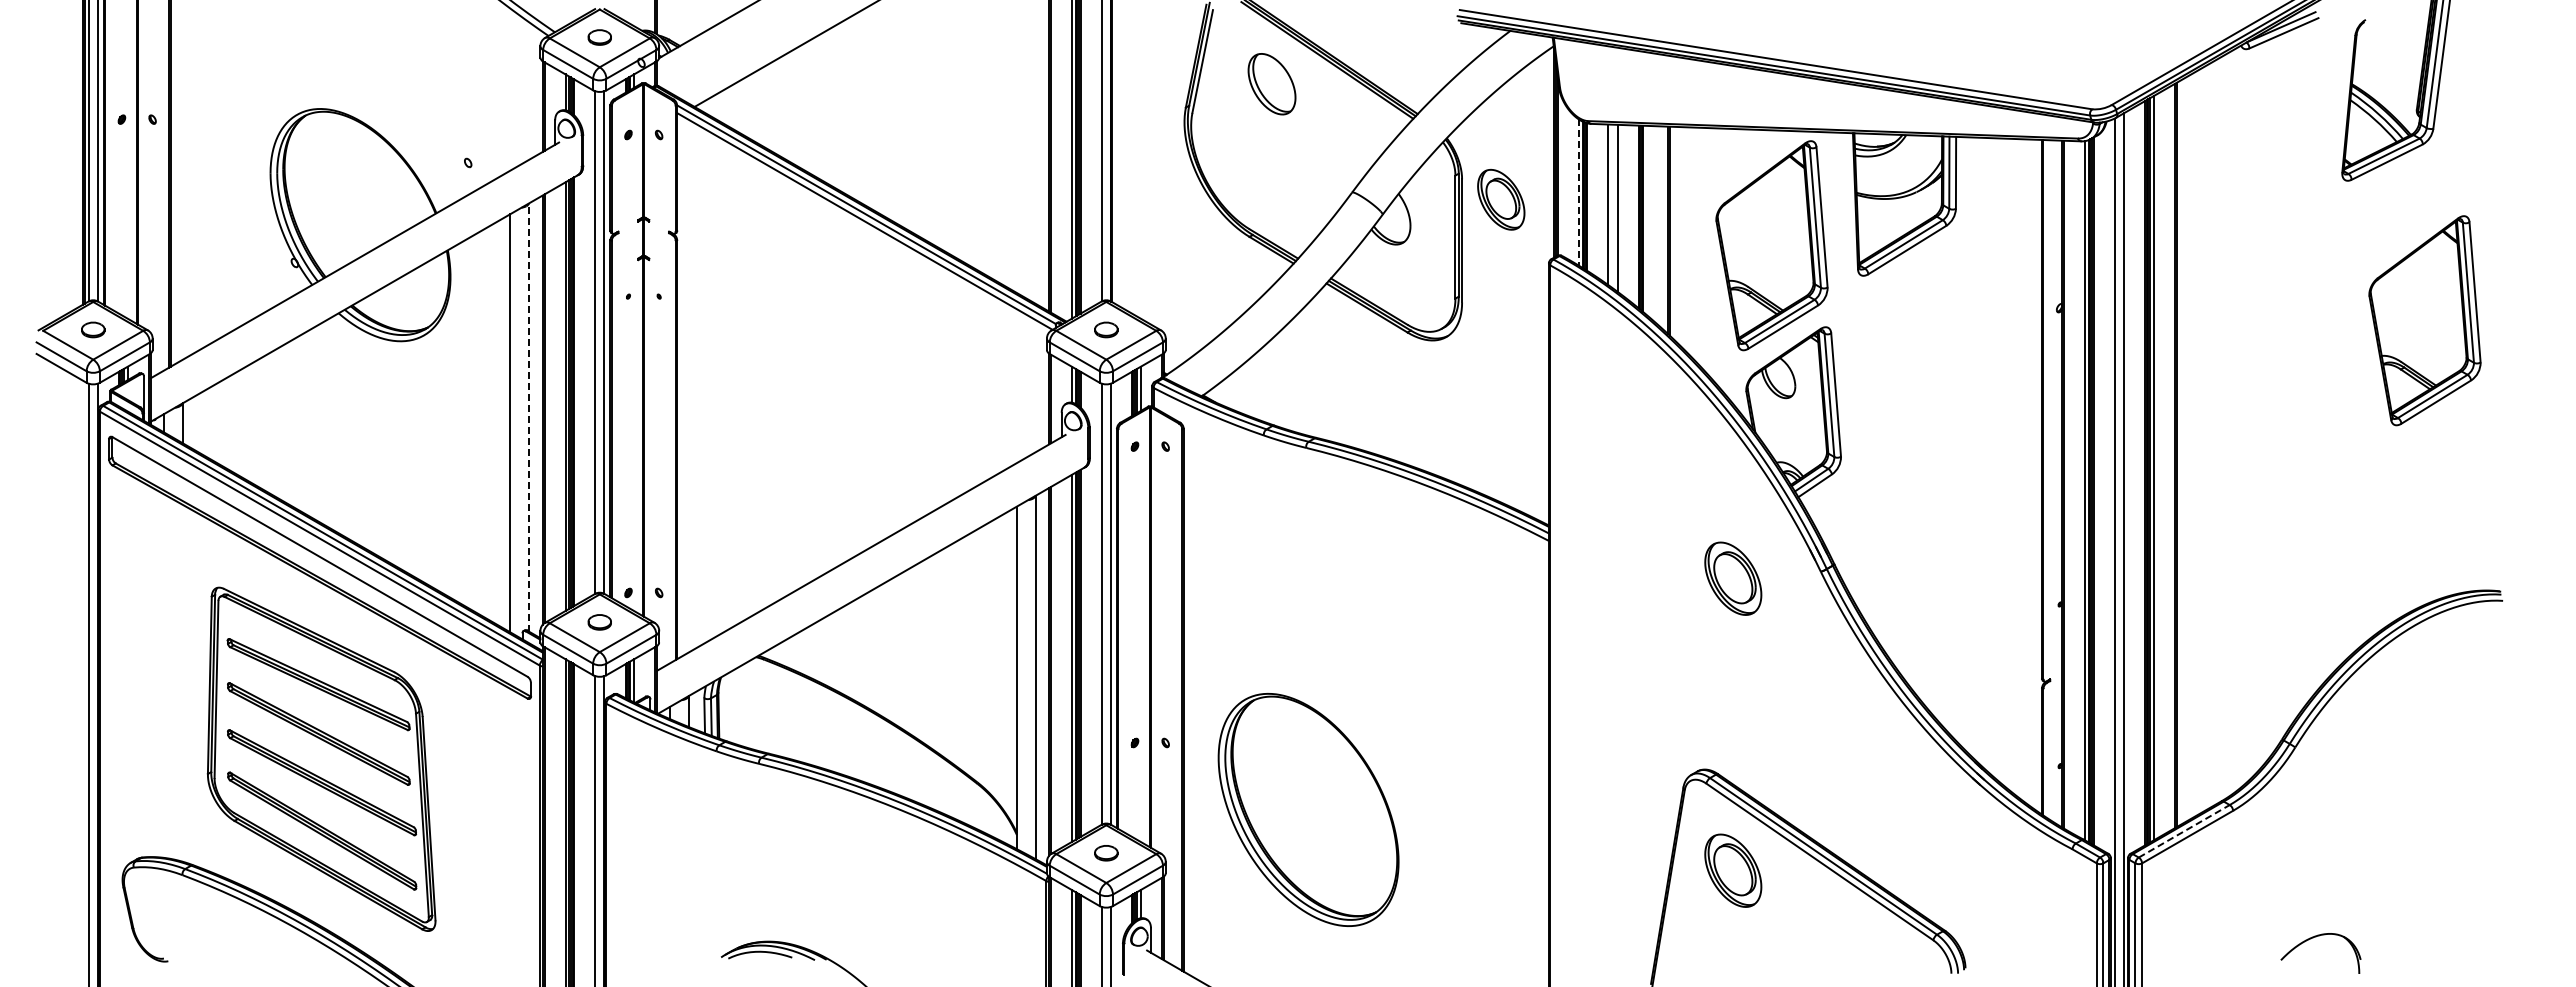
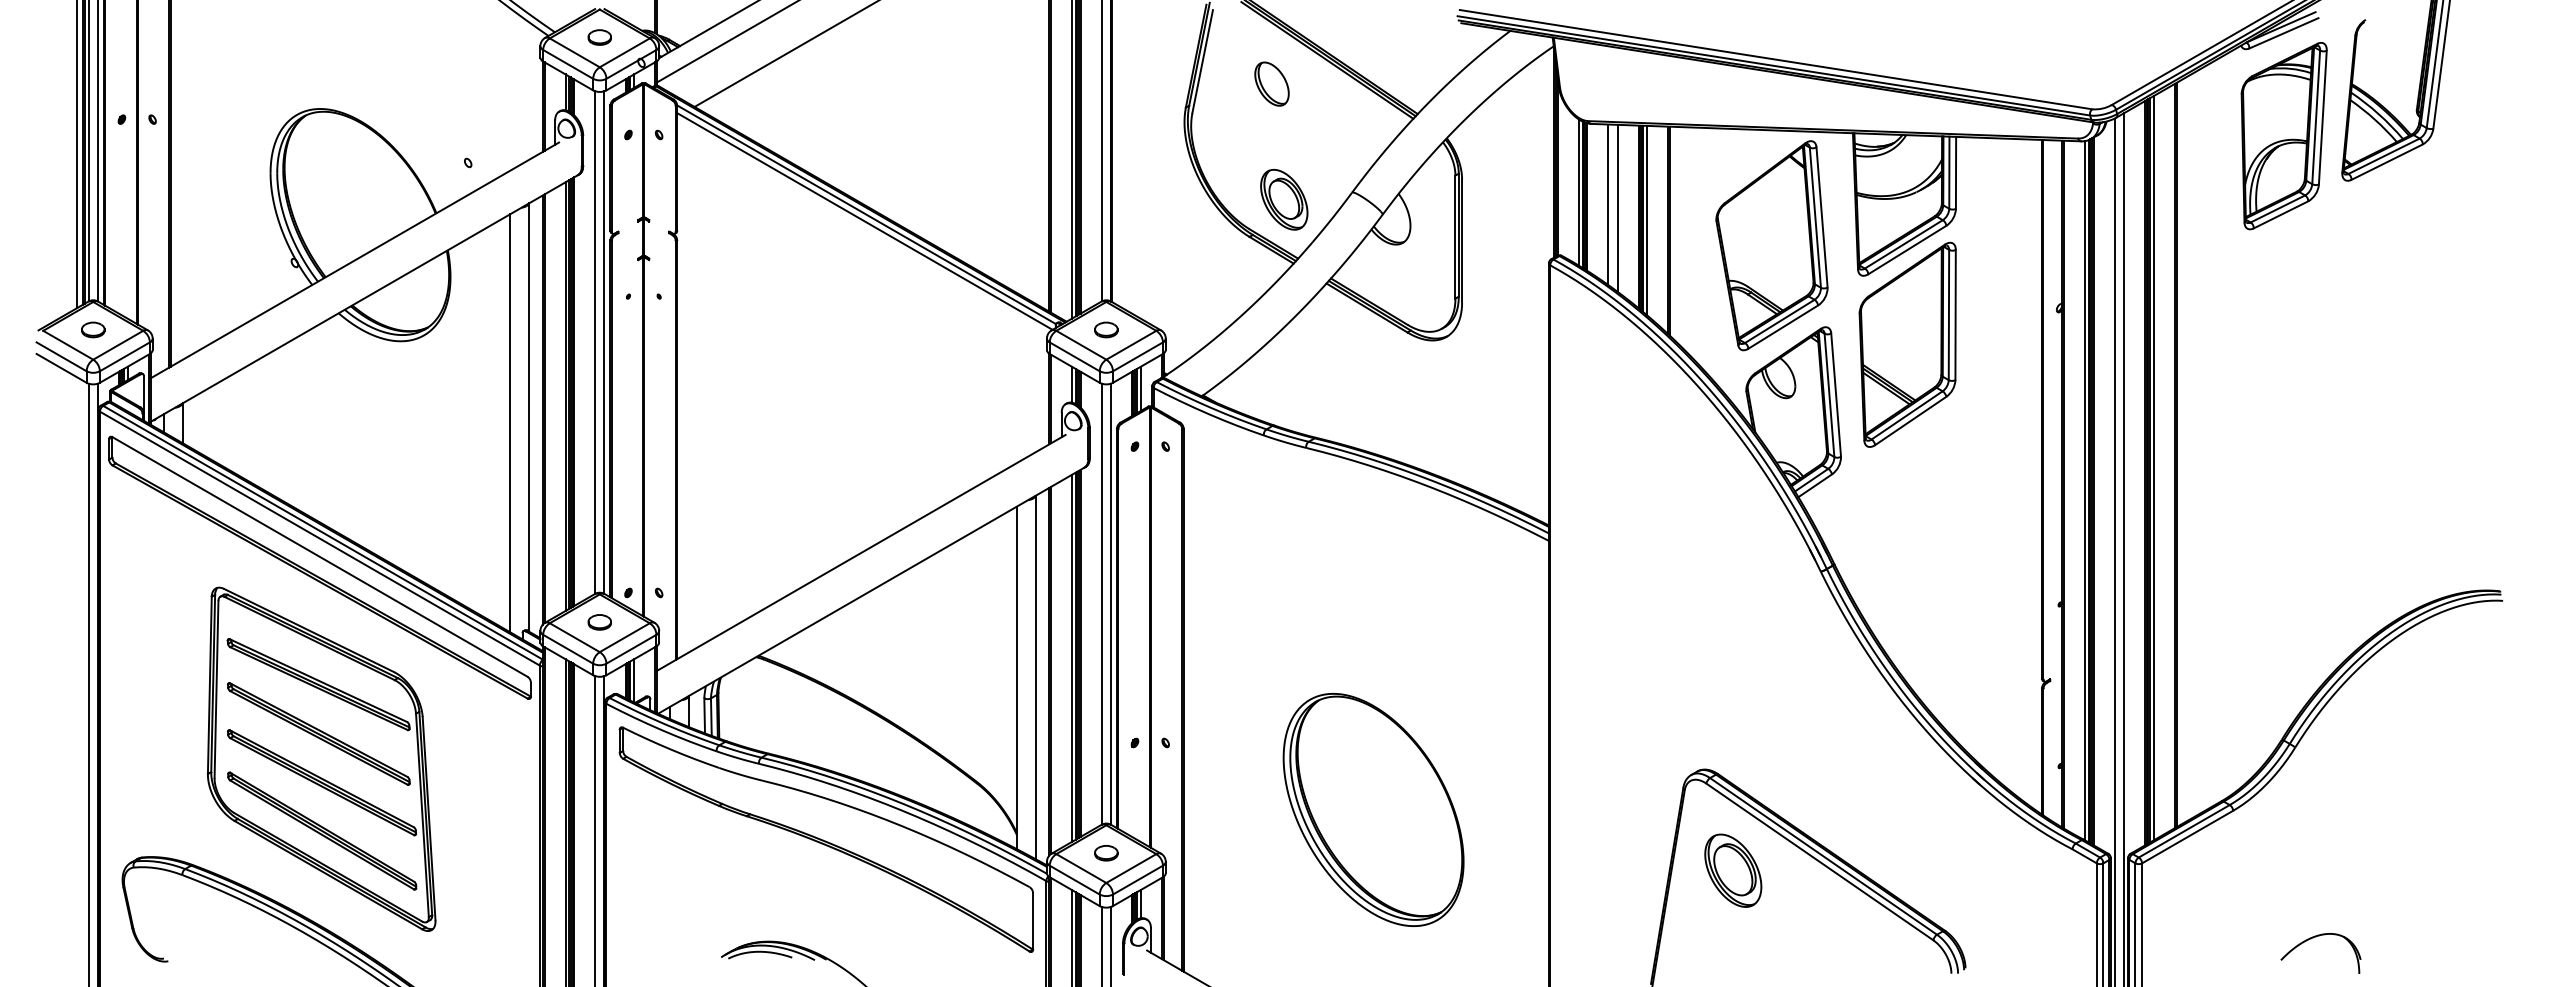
line: none -> present (726, 42)
part size: 50x63 px -> 36x46 px (1271, 83)
part: none -> present (2283, 136)
line: none -> present (77, 155)
line: dashed -> solid (1578, 192)
part position: (1501, 199) -> (1284, 199) (1284, 199)
line: none -> present (1647, 220)
part: present -> none (2424, 320)
part: none -> present (1907, 344)
line: dashed -> solid (529, 417)
part: present -> none (1733, 578)
part position: (1308, 809) -> (1373, 809) (1373, 809)
line: dashed -> solid (2184, 831)
part: none -> present (826, 839)
